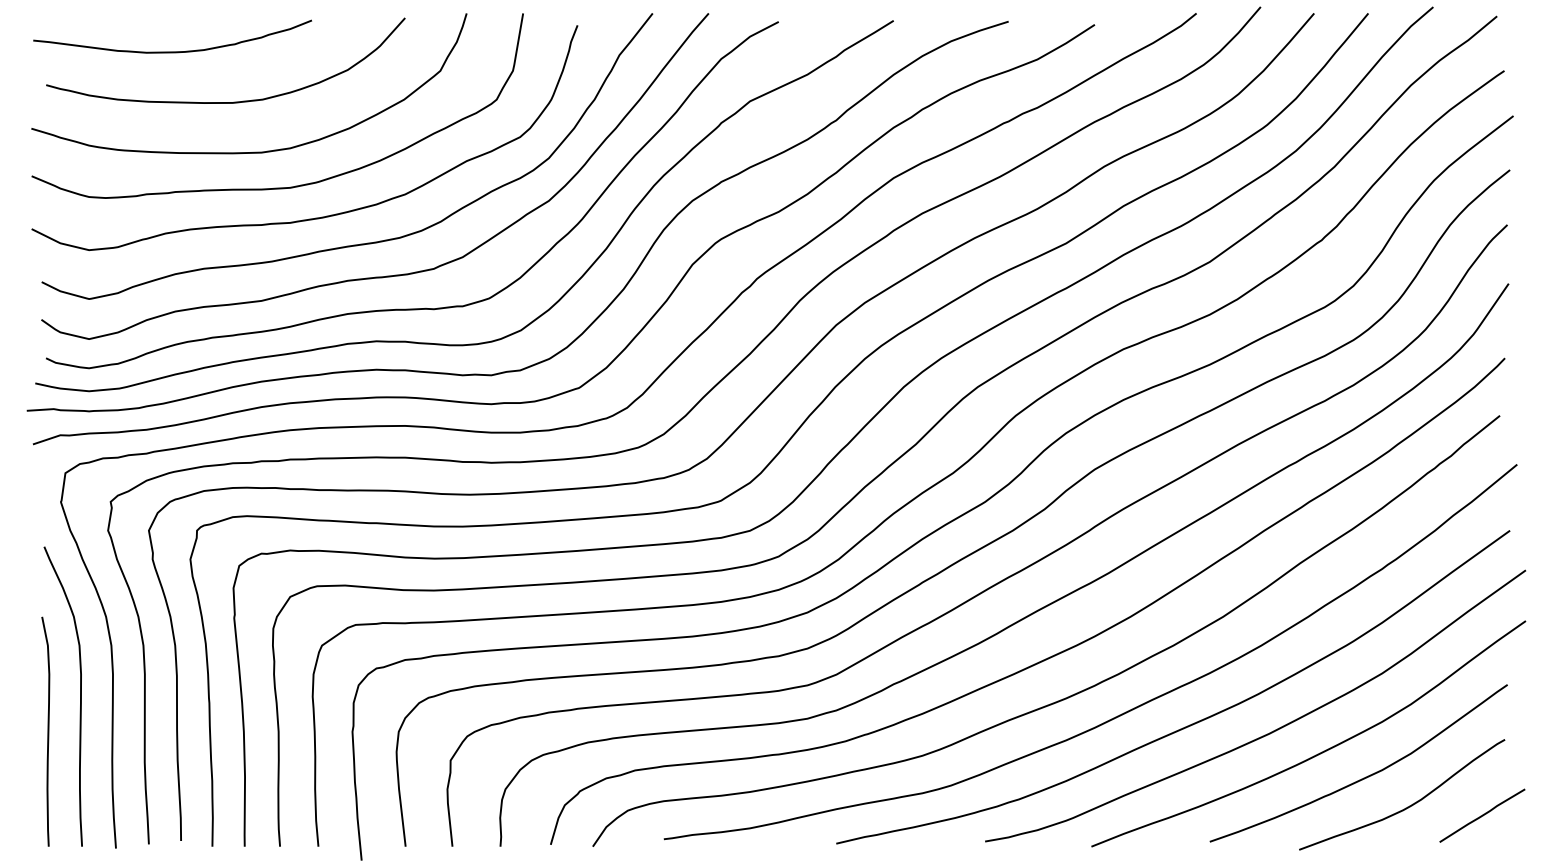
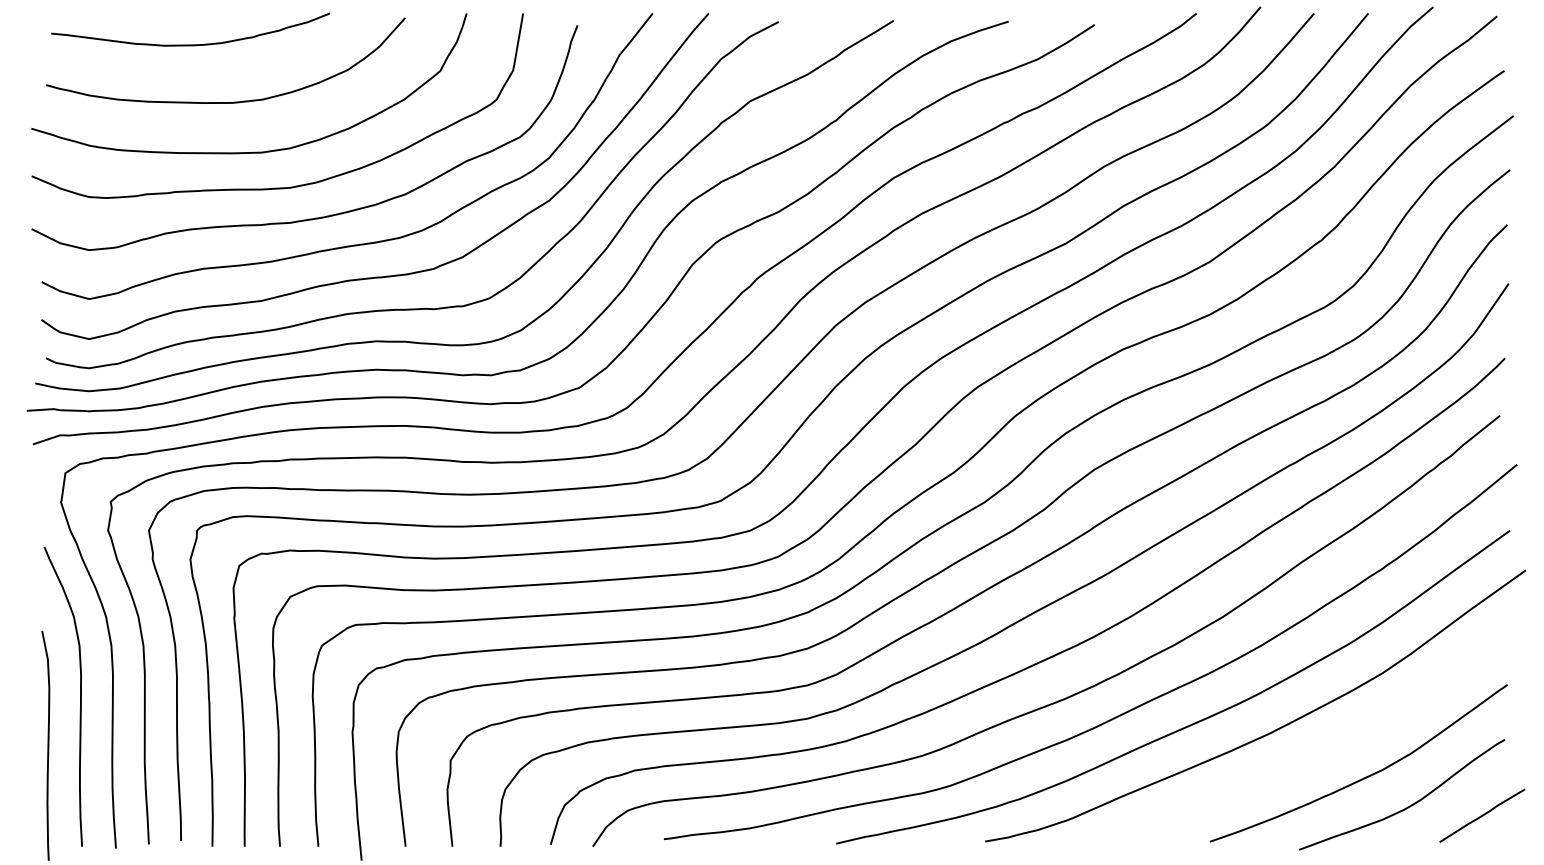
curve position: (172, 51) -> (190, 44) (190, 44)
curve position: (47, 731) -> (47, 745) (47, 745)
curve: present -> none (1317, 753)
